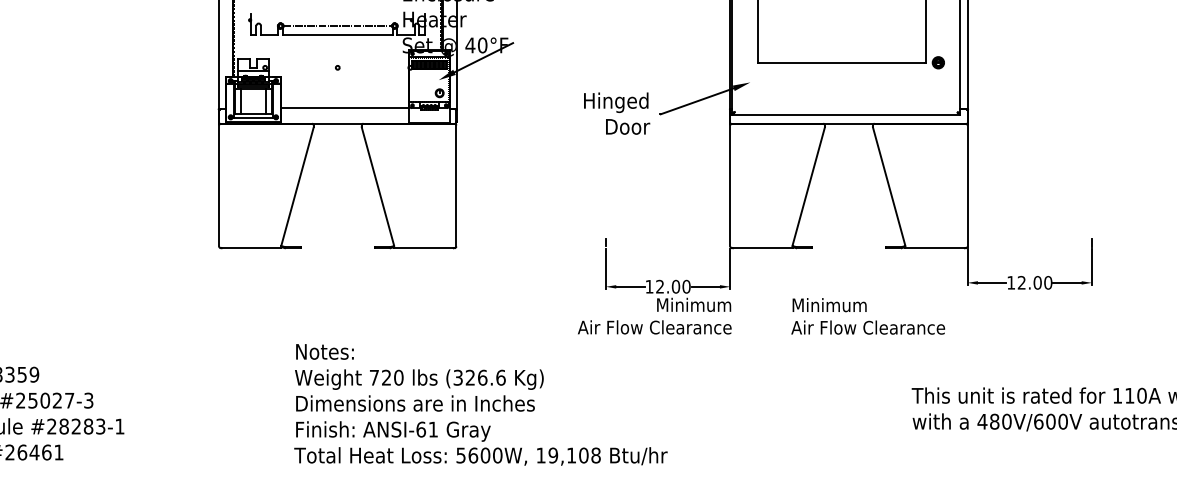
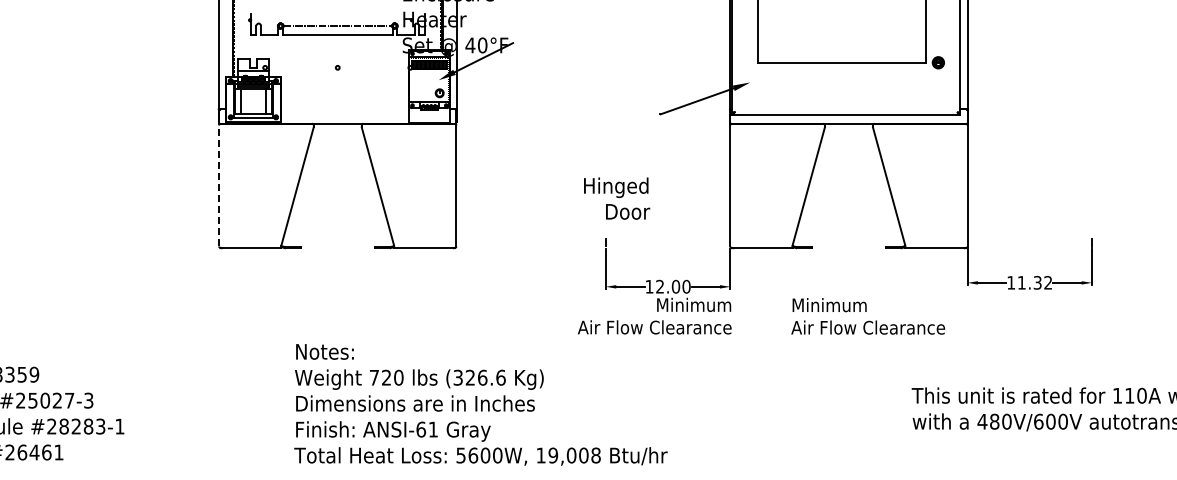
line: present -> none (344, 108)
text position: (617, 113) -> (617, 198) (617, 198)
line: solid -> dashed (219, 185)
text: 12.00 -> 11.32 (1034, 282)
text: 19,108 -> 19,008 (571, 455)
